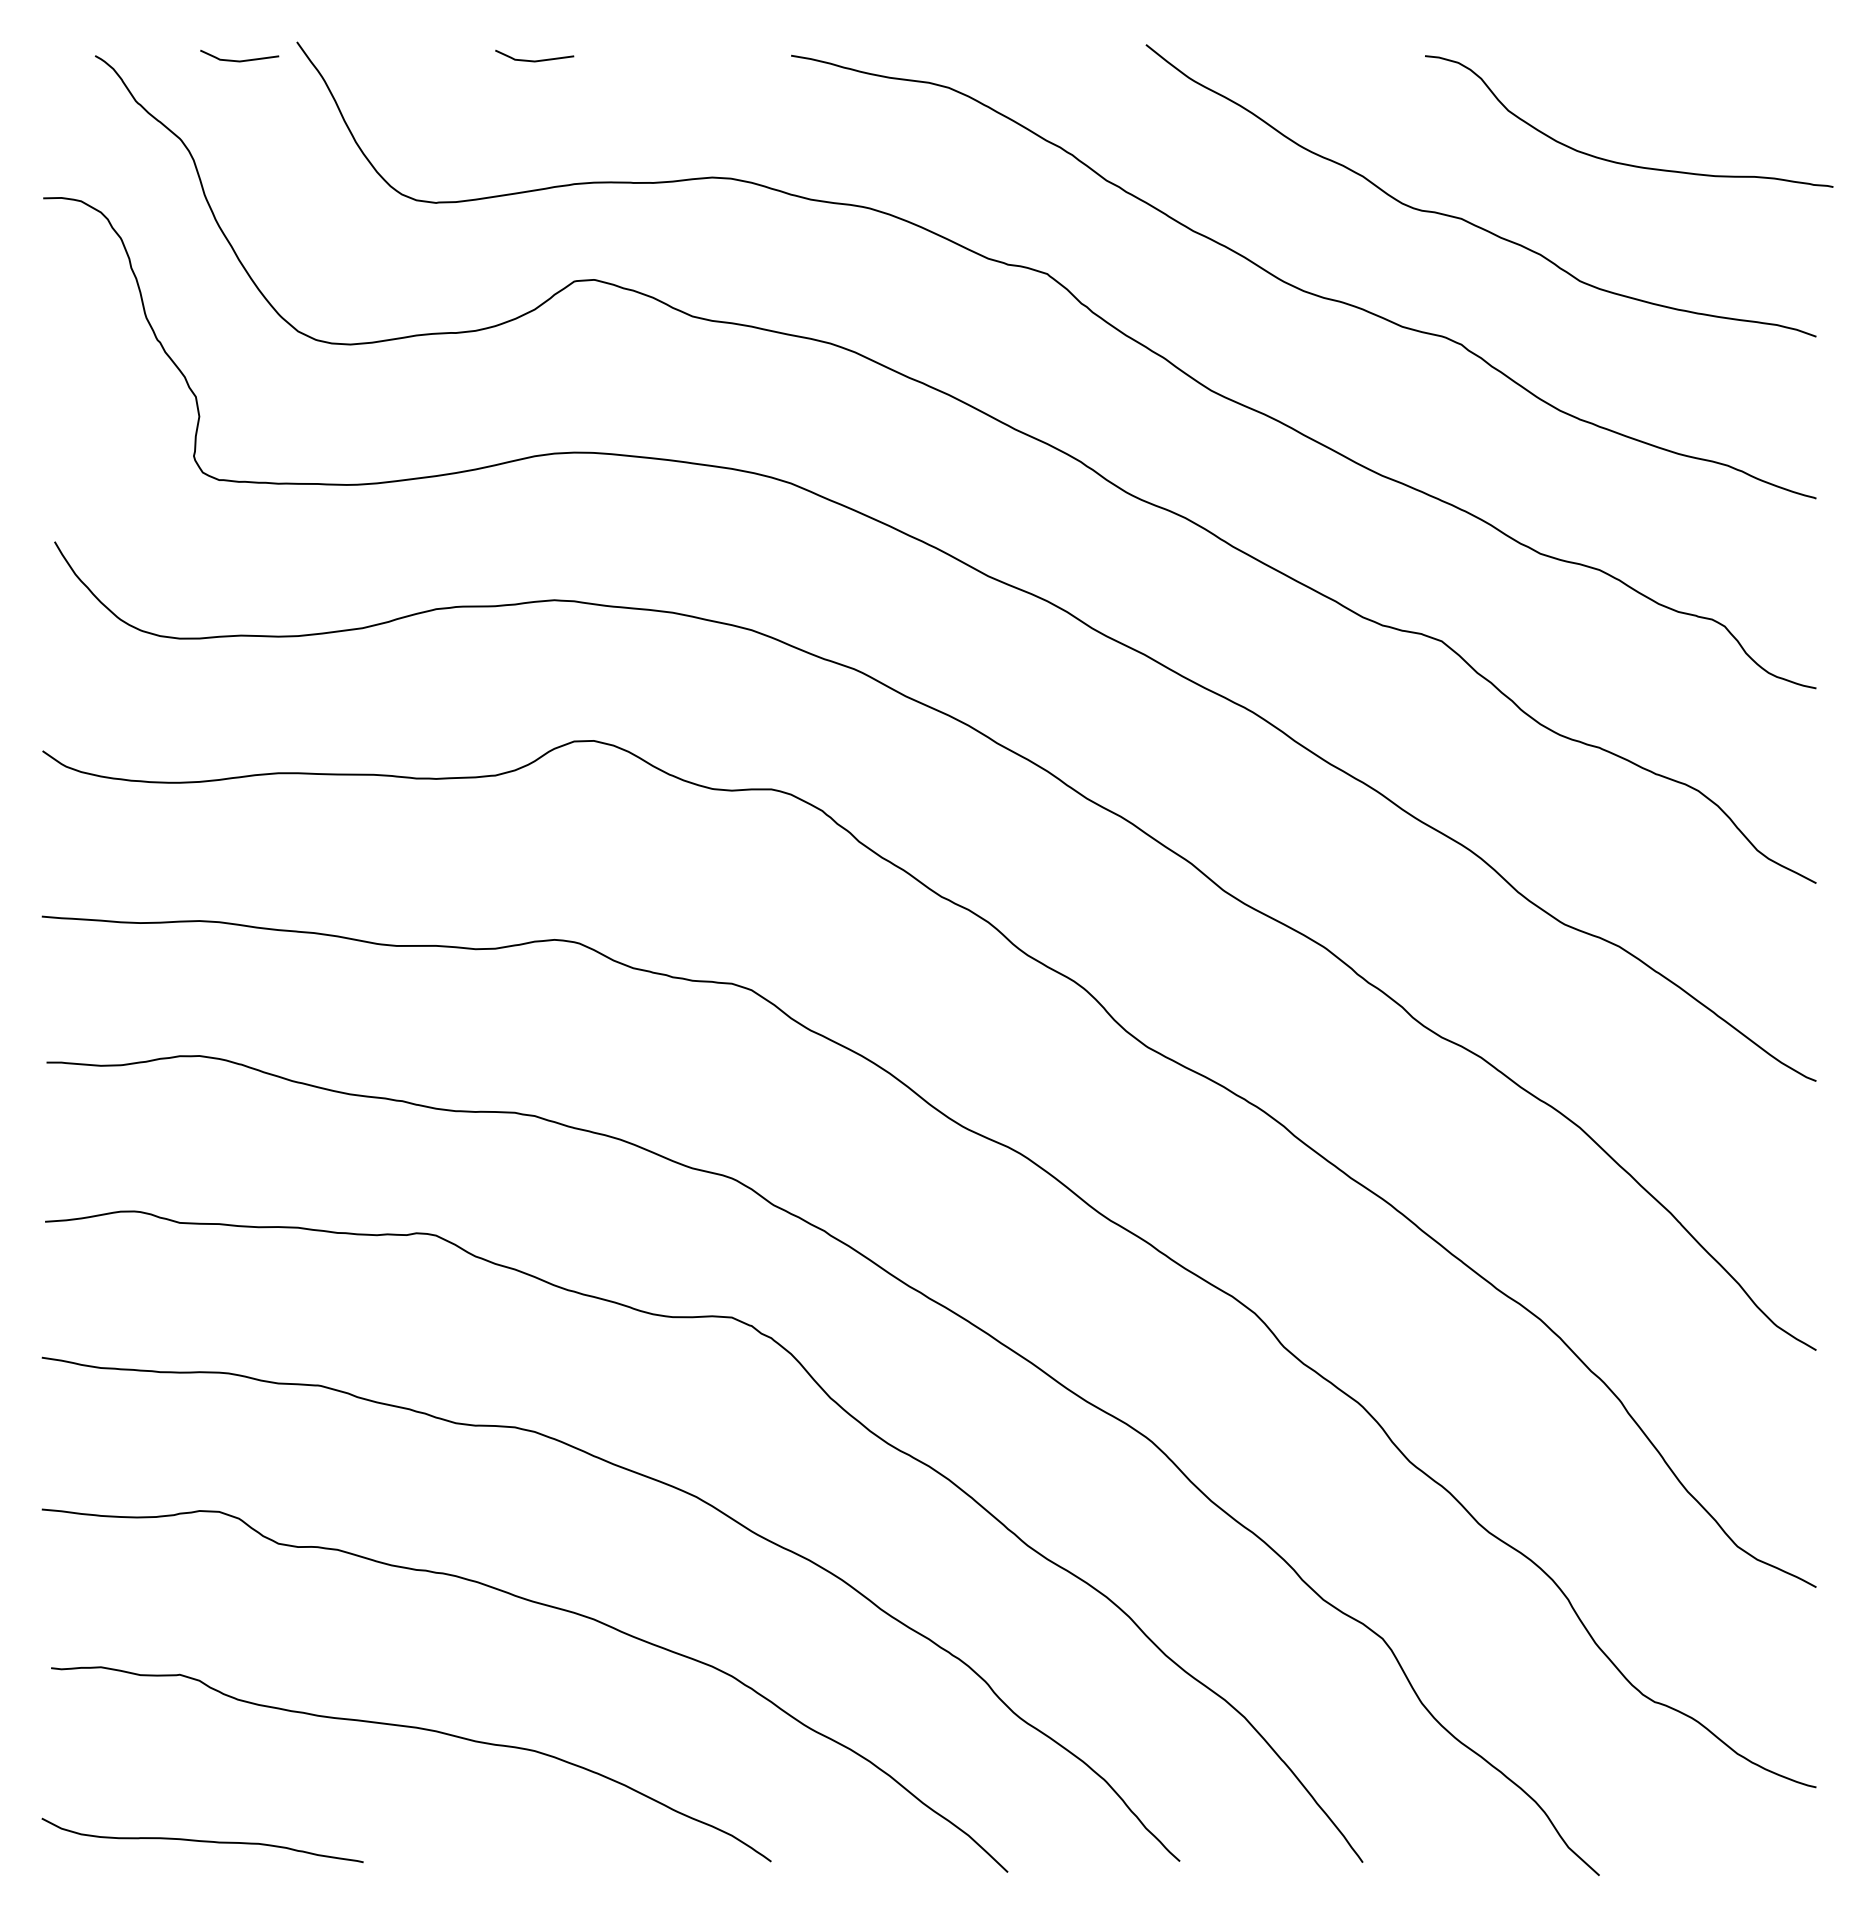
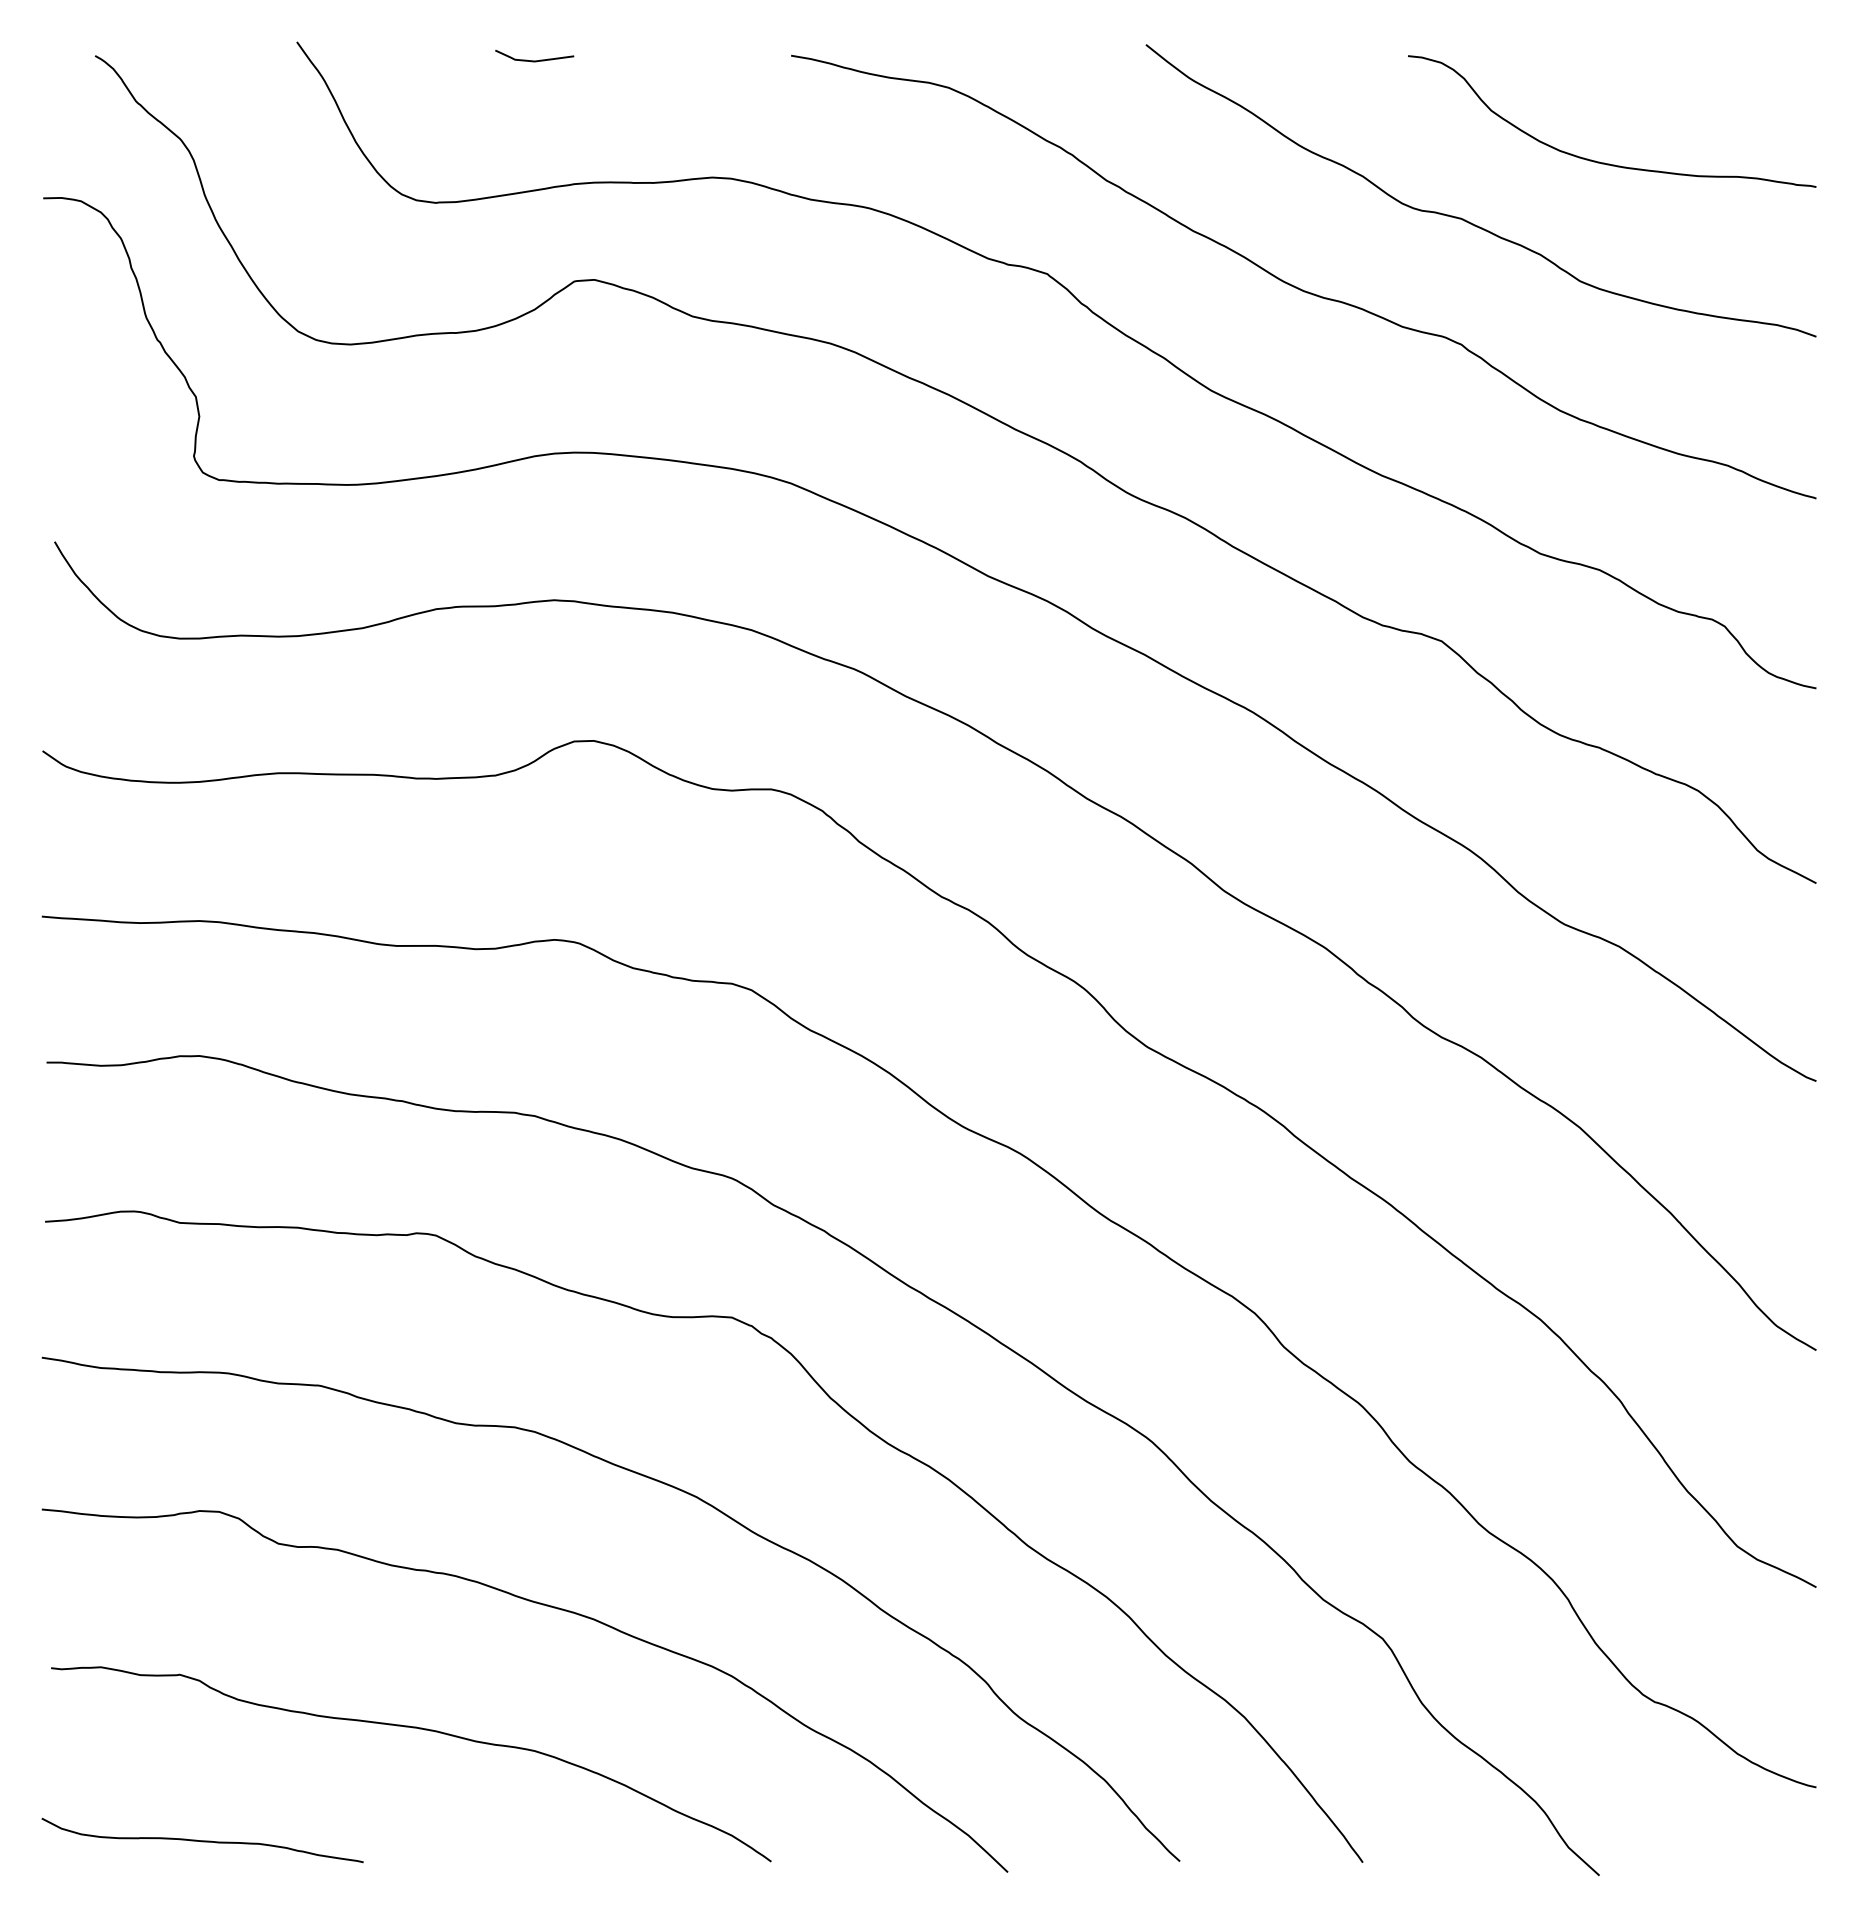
curve: present -> none (239, 60)
curve position: (1621, 162) -> (1604, 162) (1604, 162)
